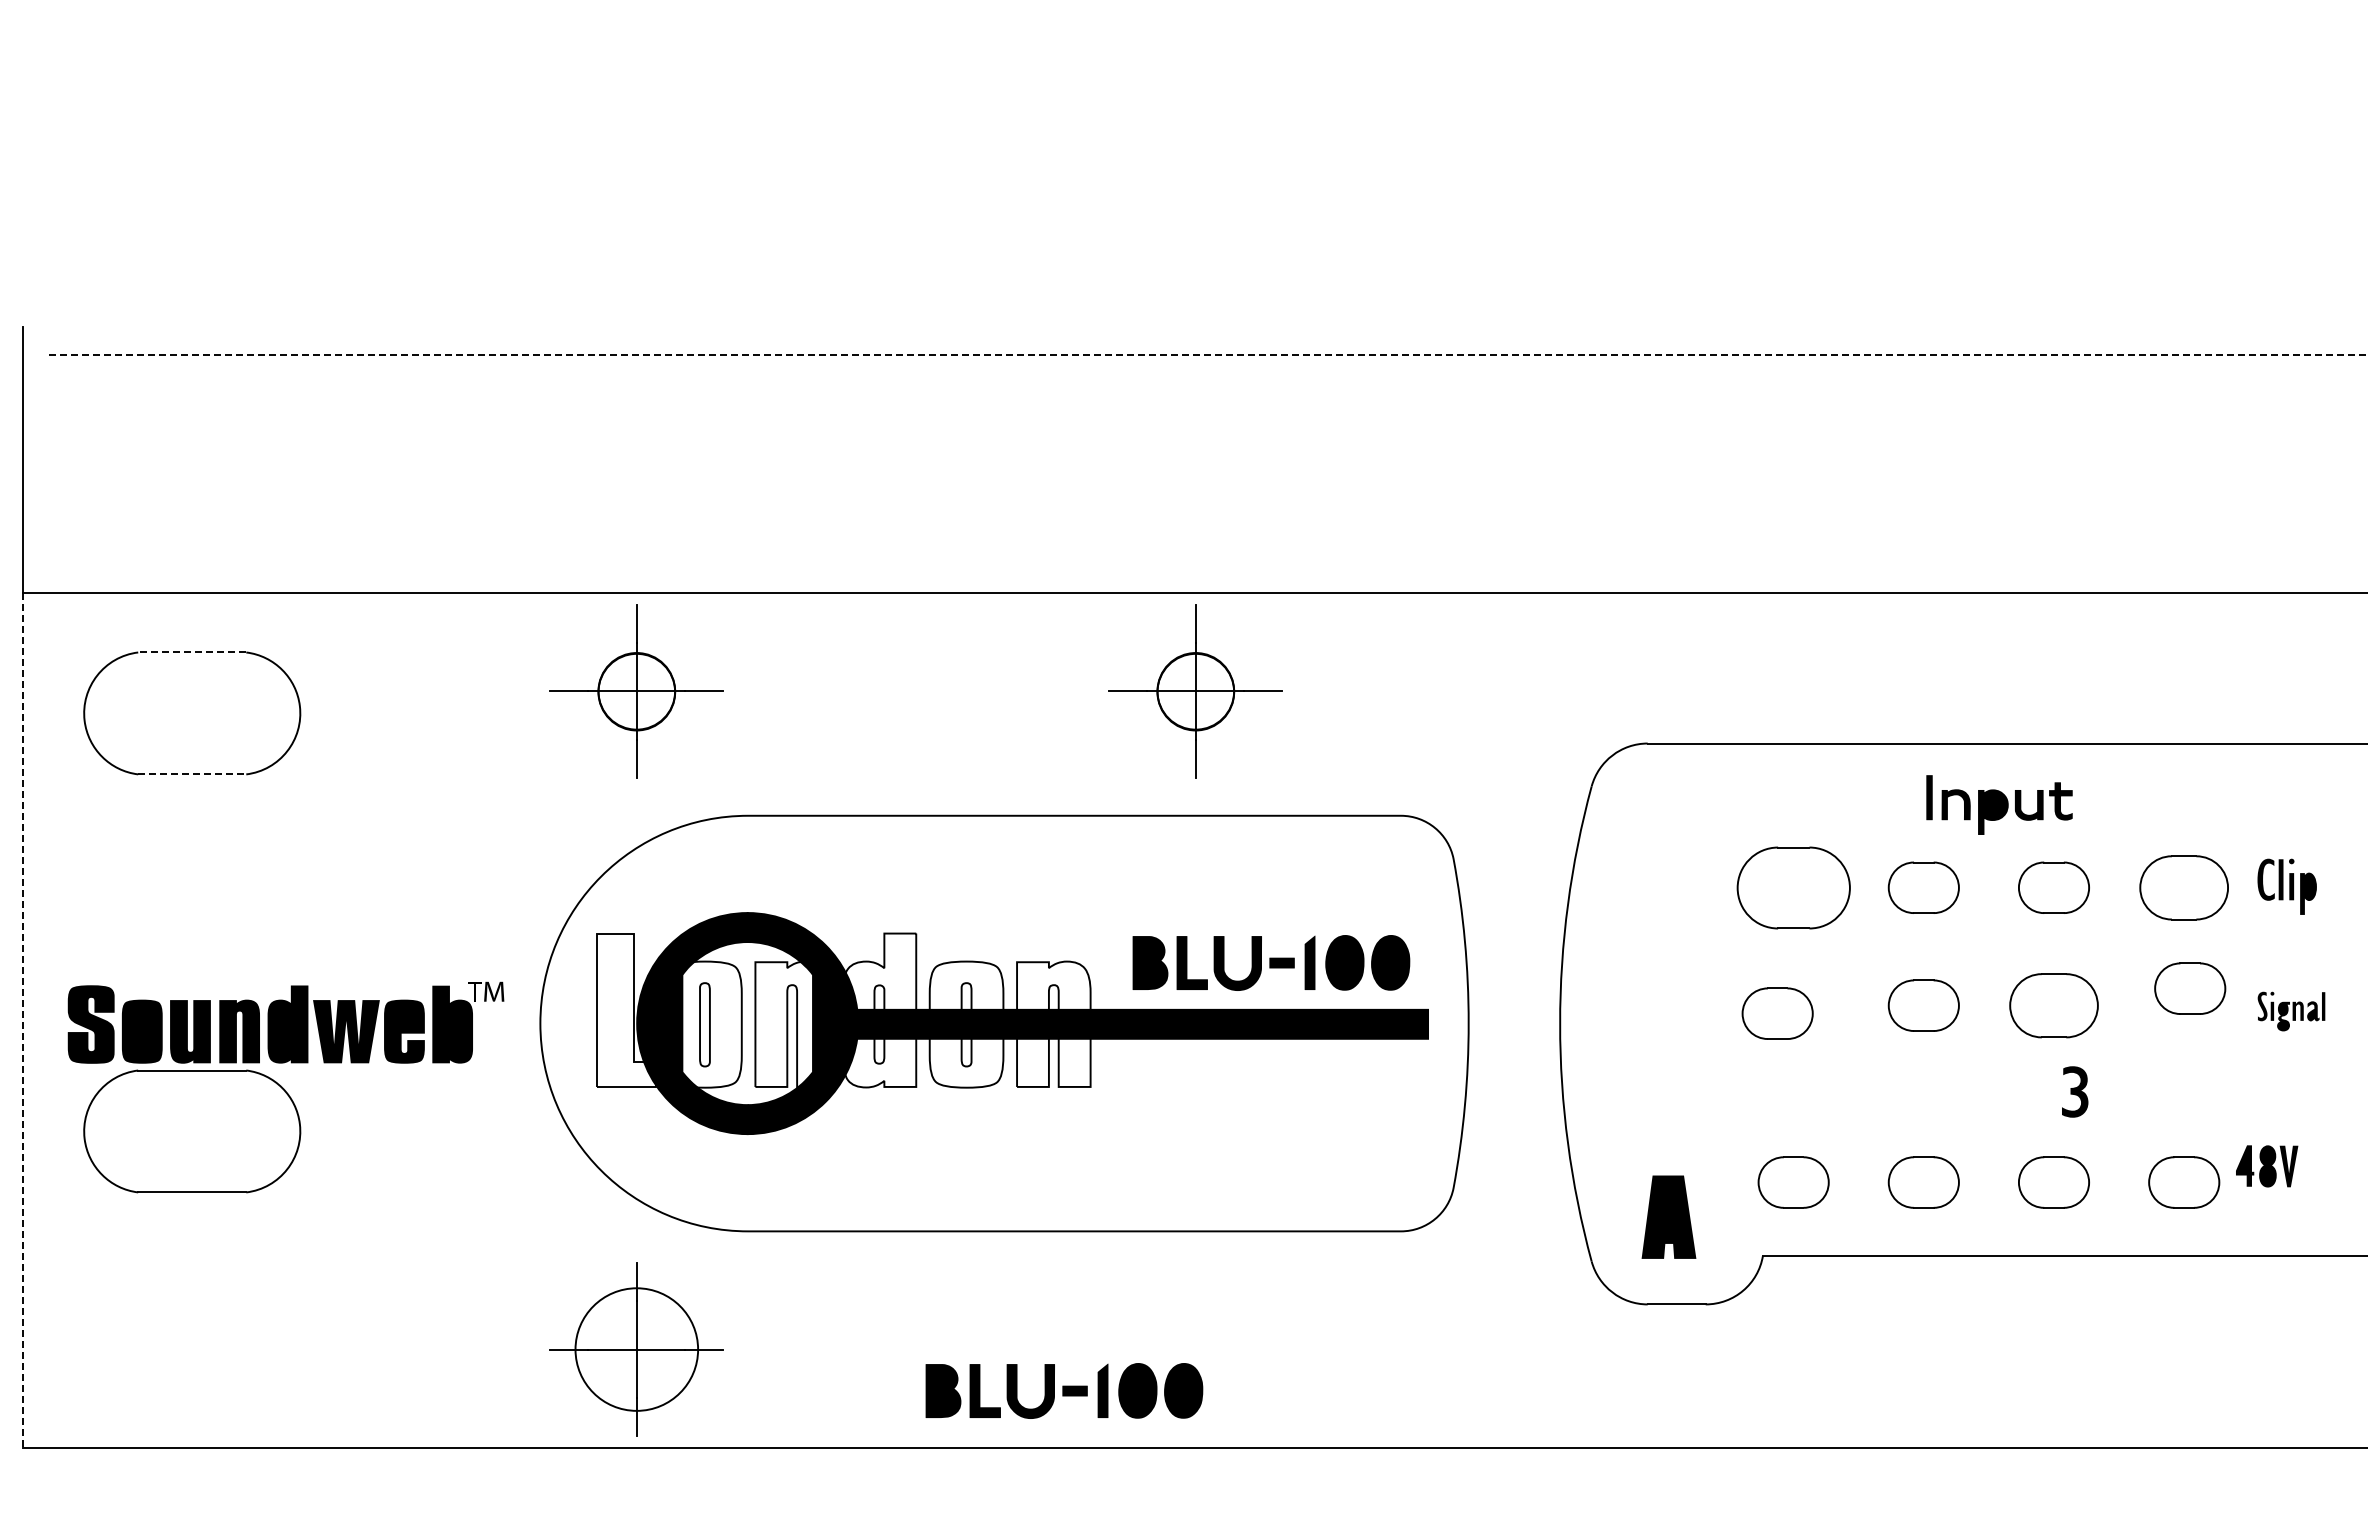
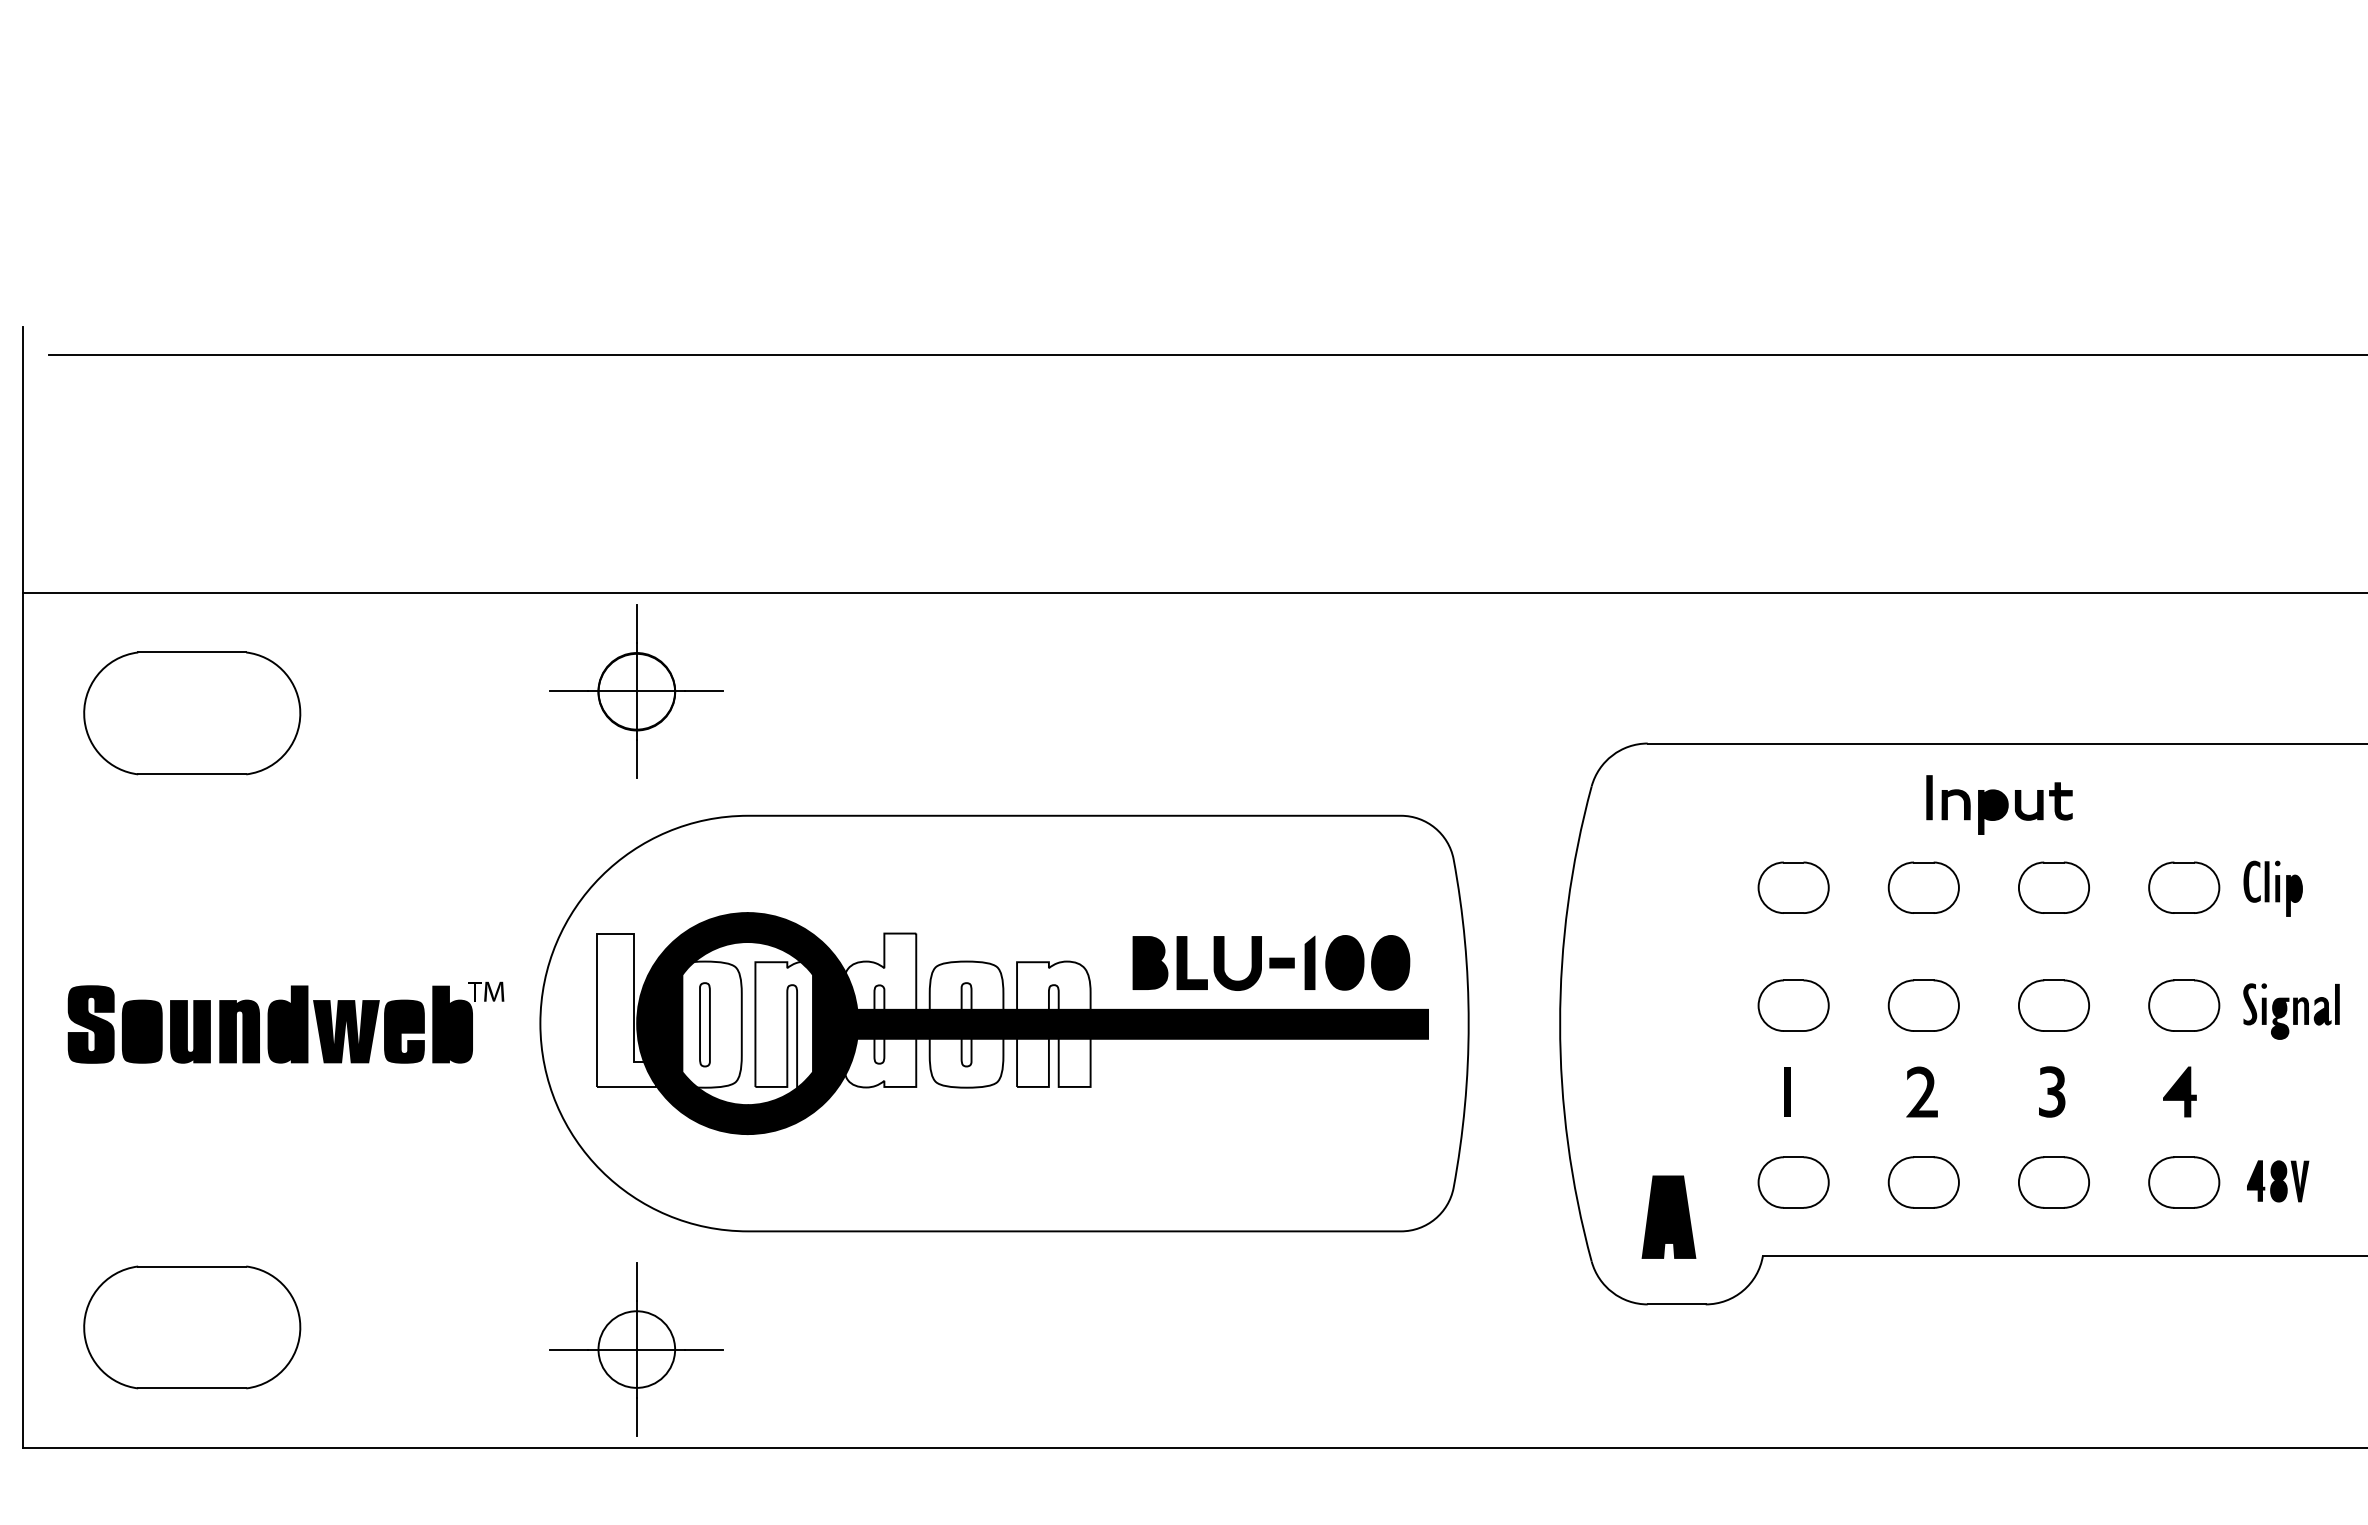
line: dashed -> solid (1208, 354)
line: dashed -> solid (191, 652)
part: present -> none (1195, 691)
line: dashed -> solid (192, 774)
part position: (2286, 886) -> (2272, 888) (2272, 888)
part size: 115x84 px -> 73x53 px (1793, 887)
part size: 90x66 px -> 73x53 px (2184, 887)
part position: (2190, 988) -> (2184, 1005) (2184, 1005)
part size: 90x66 px -> 72x53 px (2053, 1005)
part size: 69x41 px -> 97x57 px (2291, 1011)
part position: (1777, 1013) -> (1793, 1005) (1793, 1005)
line: dashed -> solid (22, 1020)
fill: none -> present (1787, 1091)
fill: none -> present (1921, 1091)
part position: (2075, 1091) -> (2052, 1091) (2052, 1091)
part: none -> present (2179, 1091)
part position: (192, 1131) -> (192, 1327) (192, 1327)
part position: (2267, 1166) -> (2278, 1181) (2278, 1181)
circle diameter: 123 px -> 77 px (636, 1349)
part: present -> none (1064, 1390)
